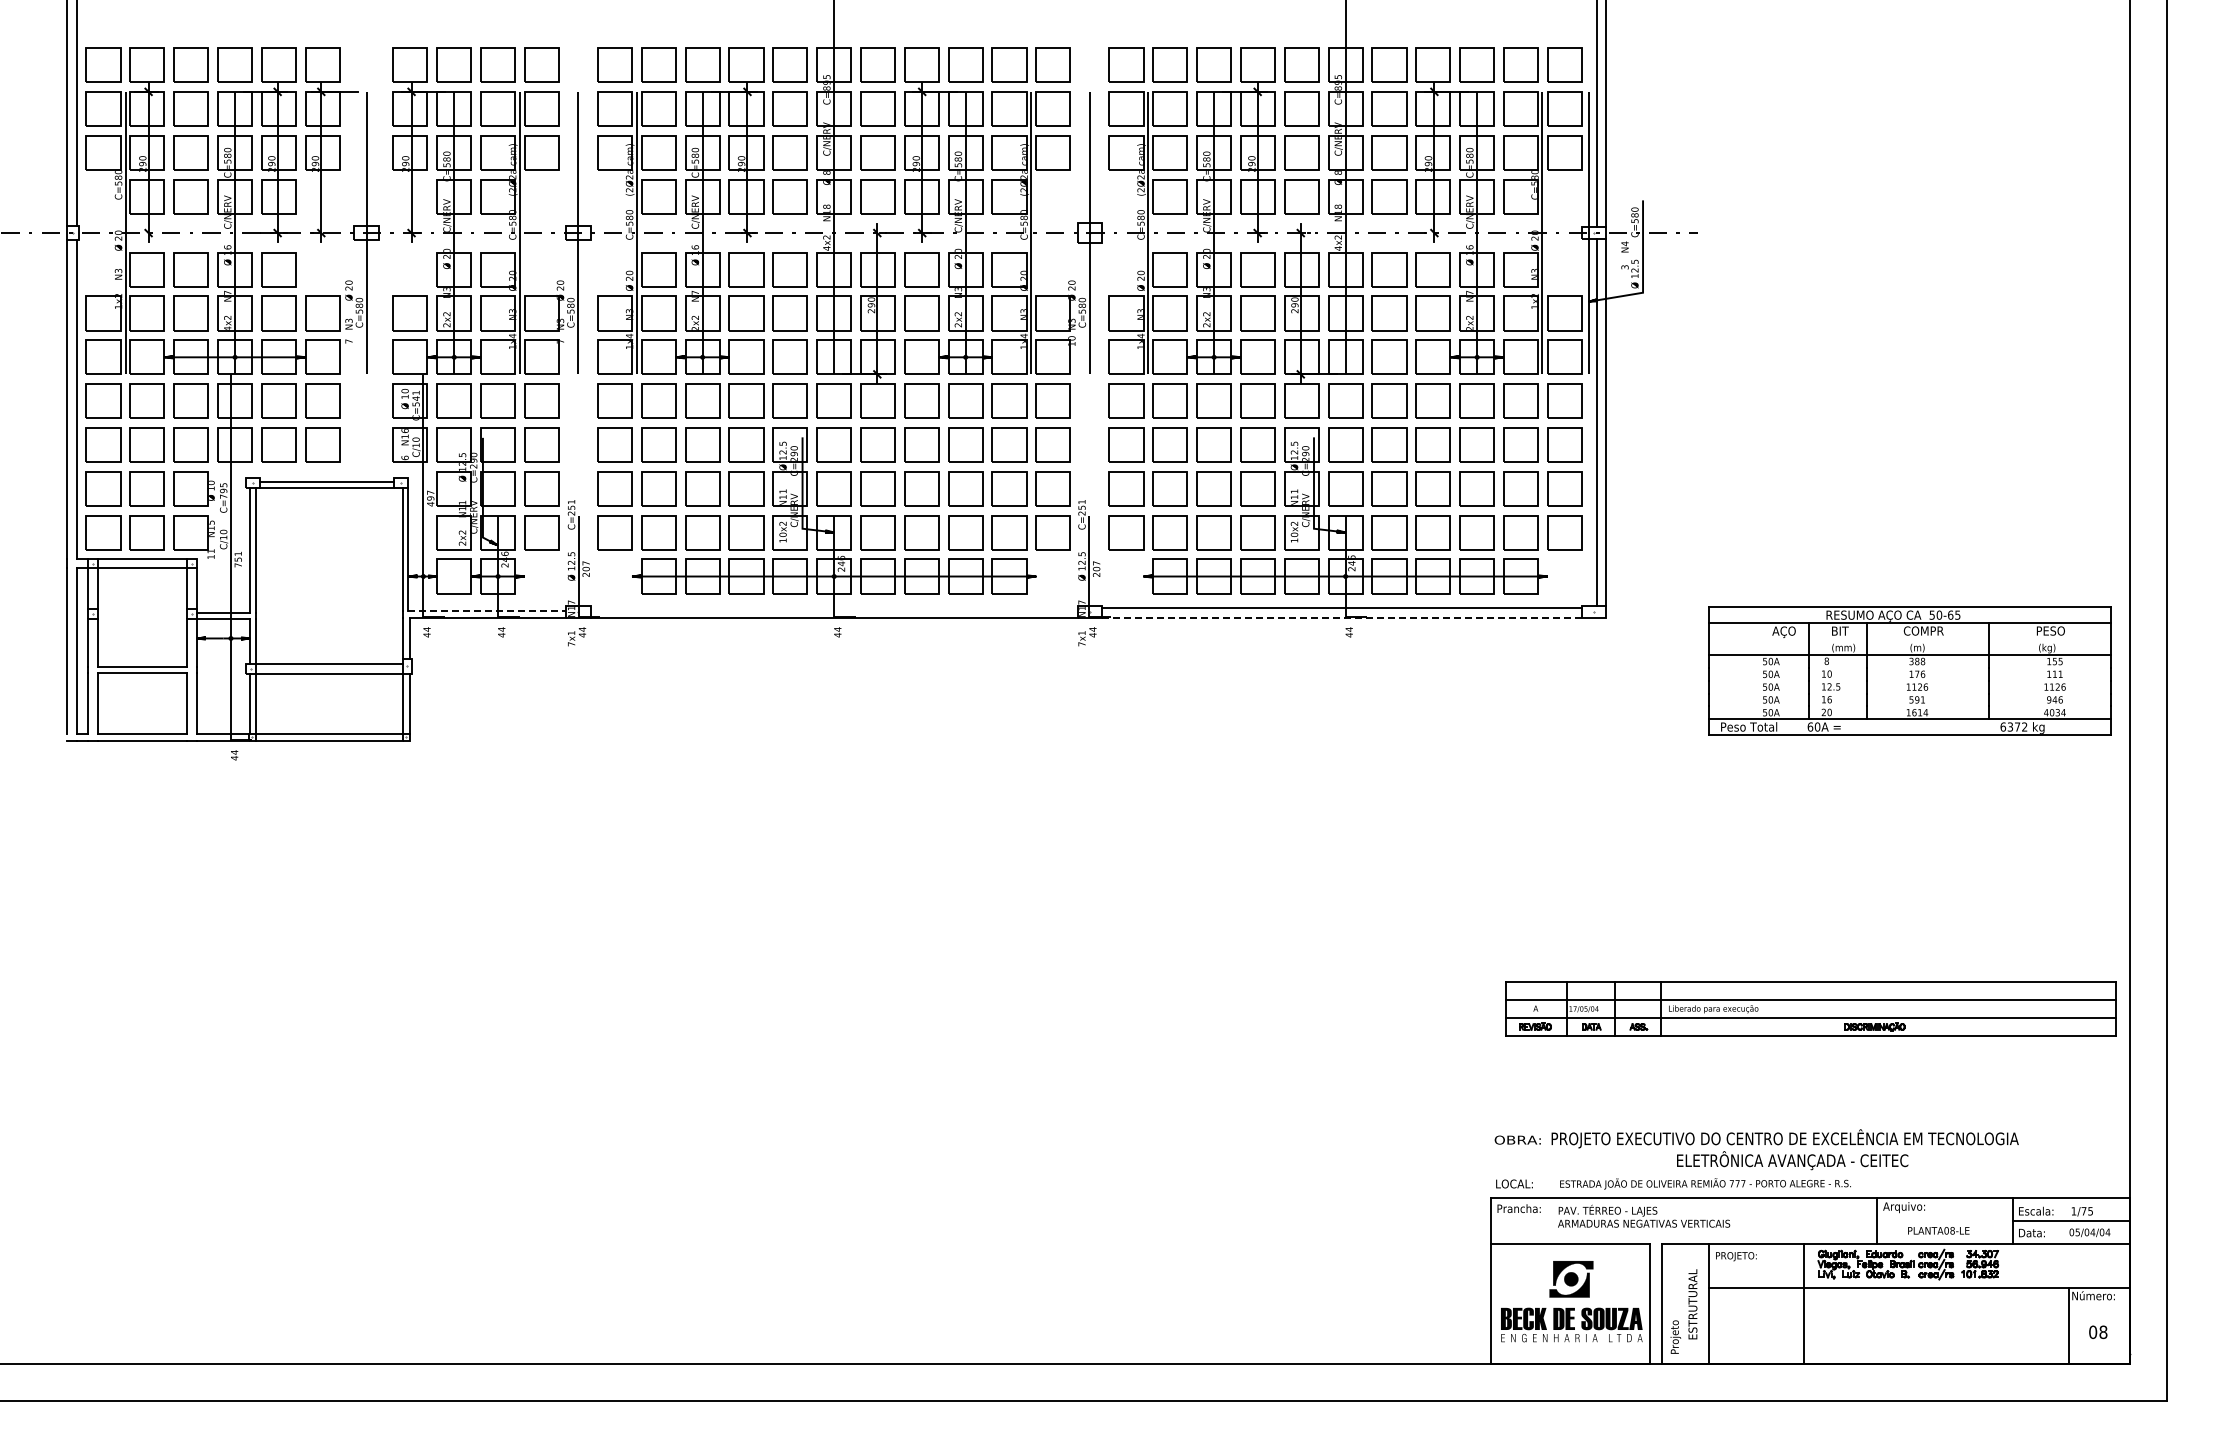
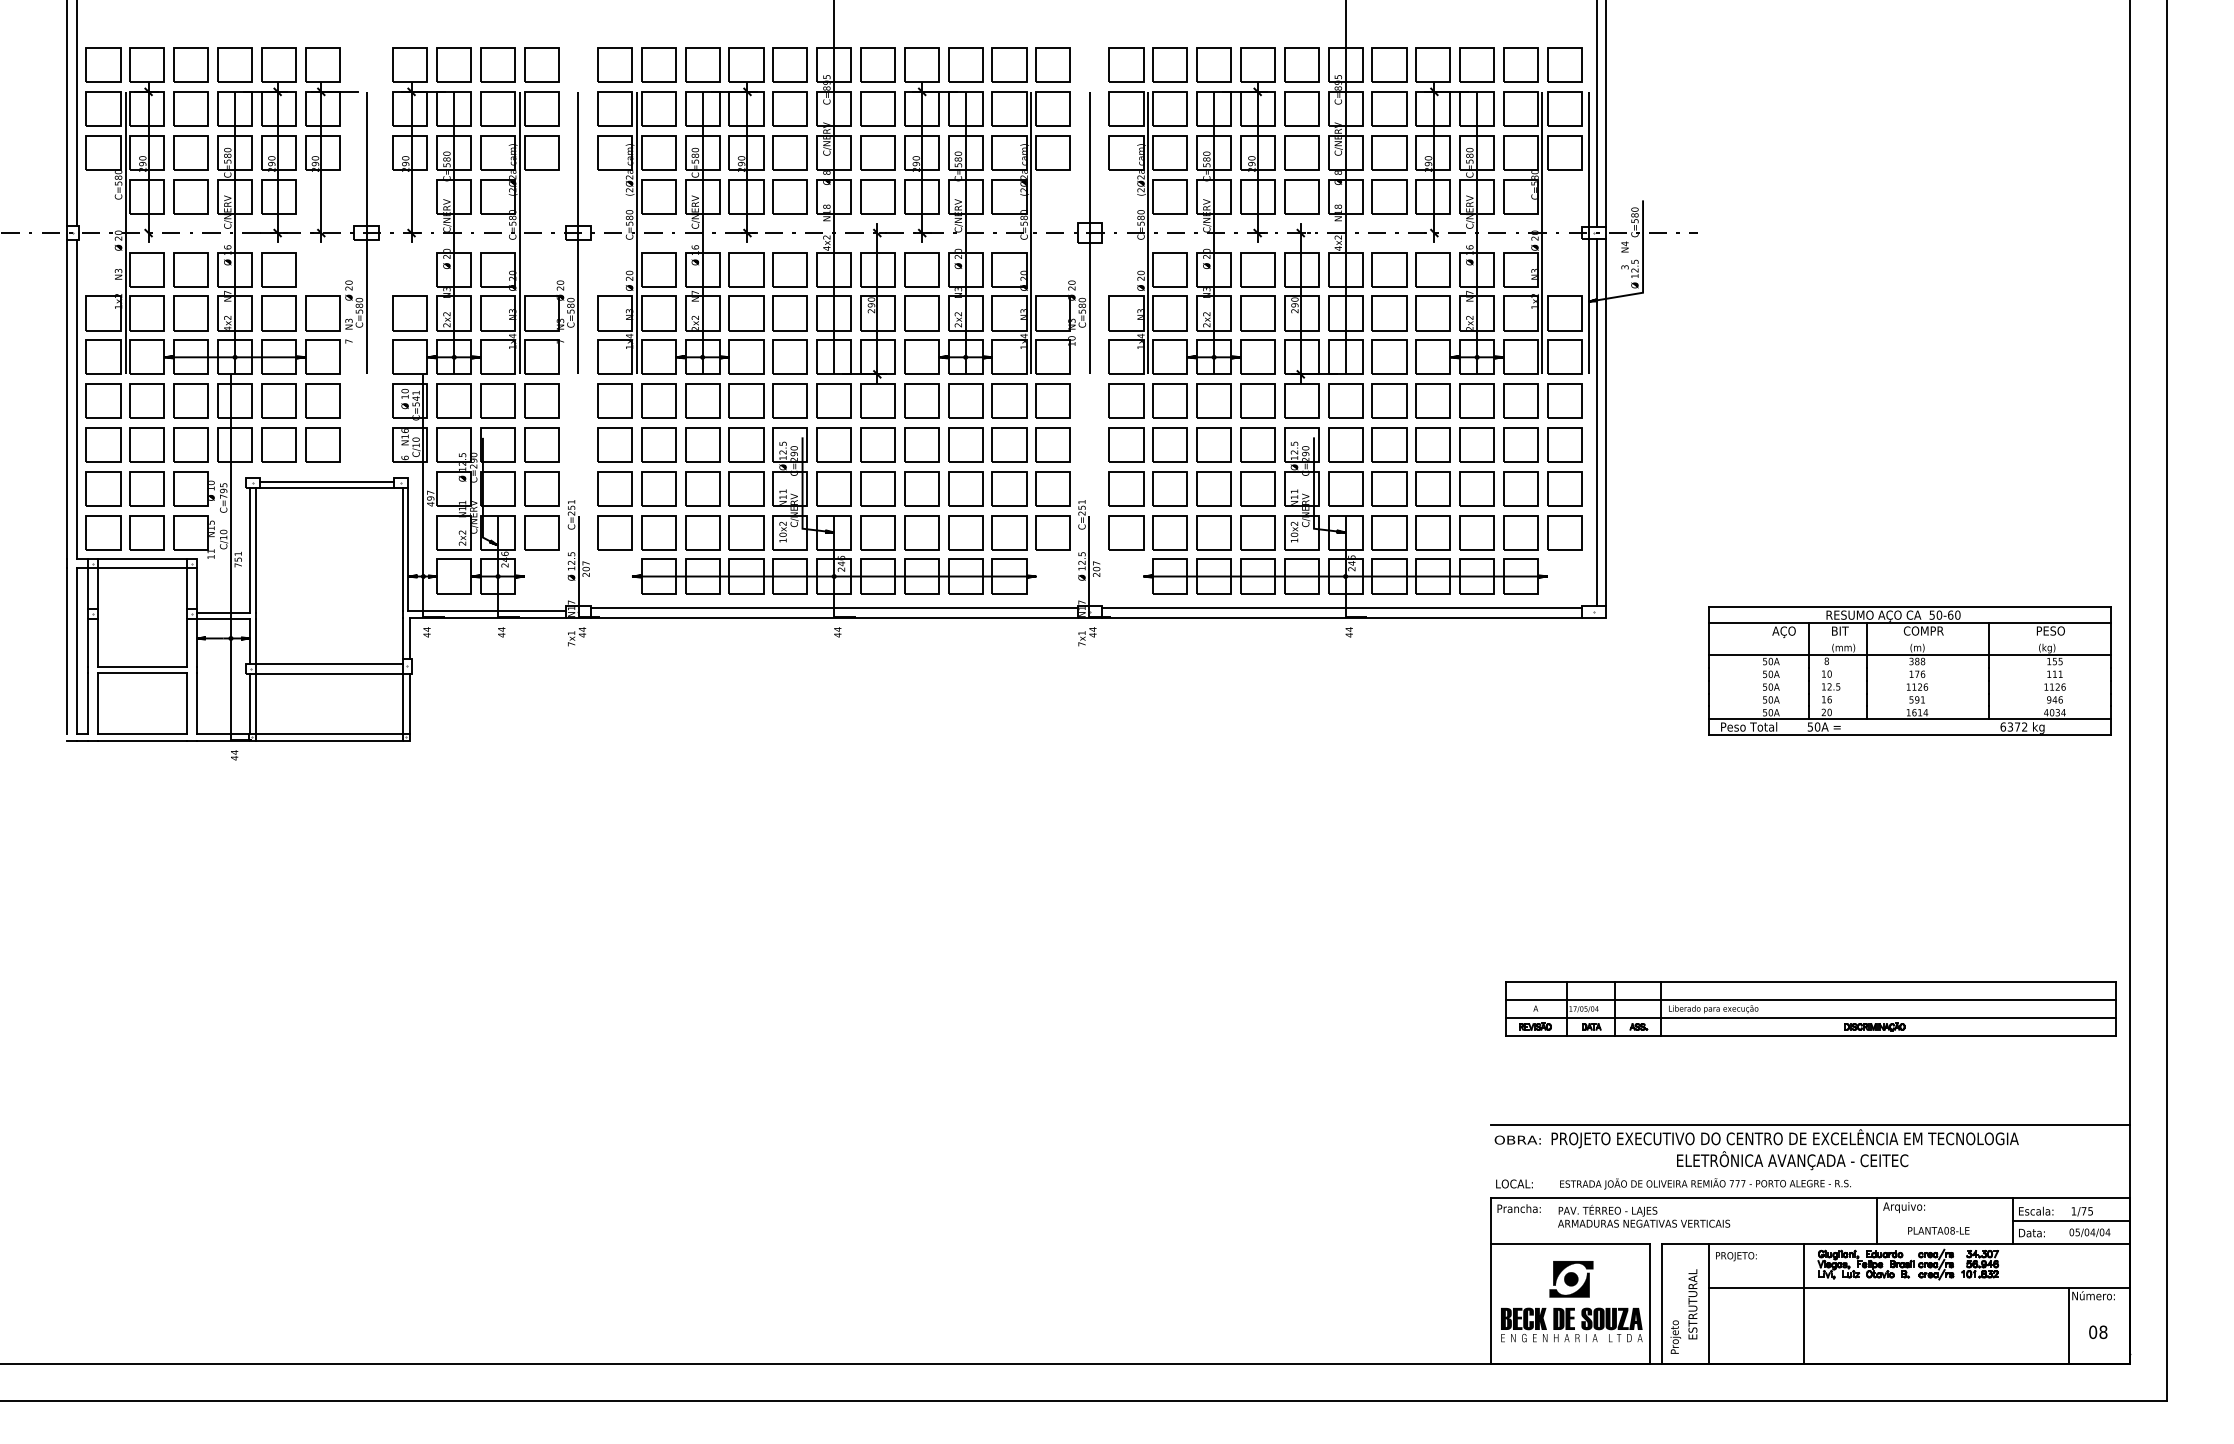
line: none -> present (833, 608)
line: dashed -> solid (487, 610)
text: 50-65 -> 50-60 (1957, 614)
line: dashed -> solid (1341, 617)
text: 60A -> 50A (1810, 726)
line: none -> present (1810, 1124)
